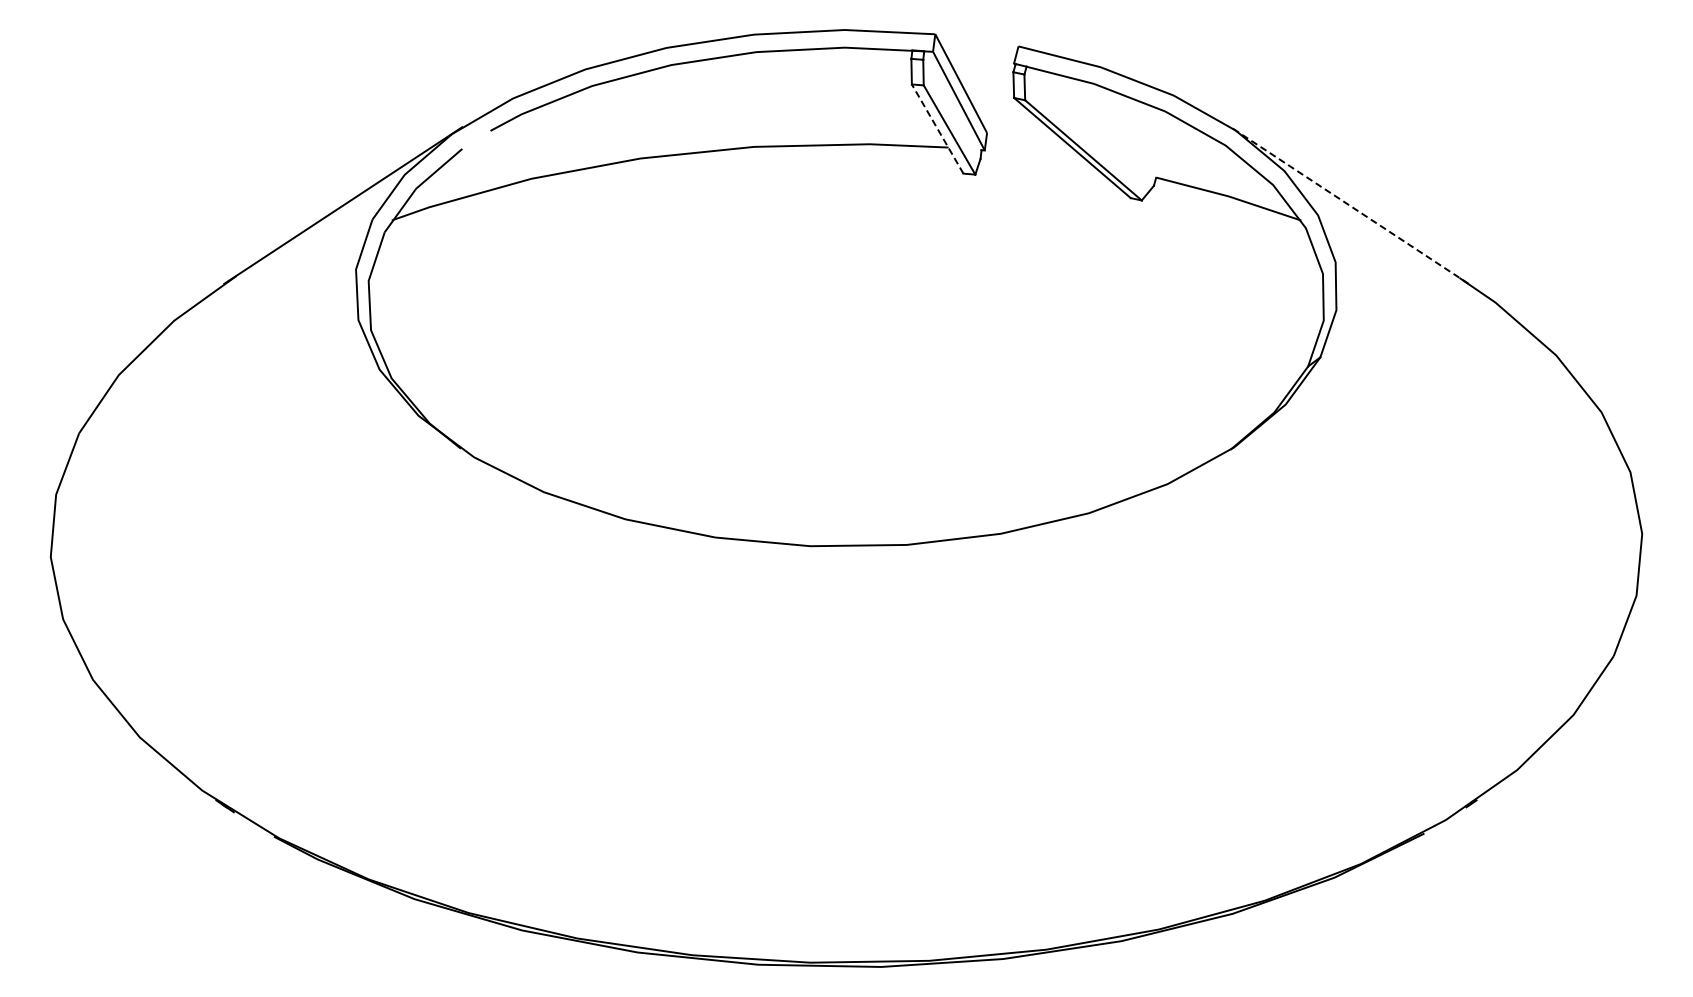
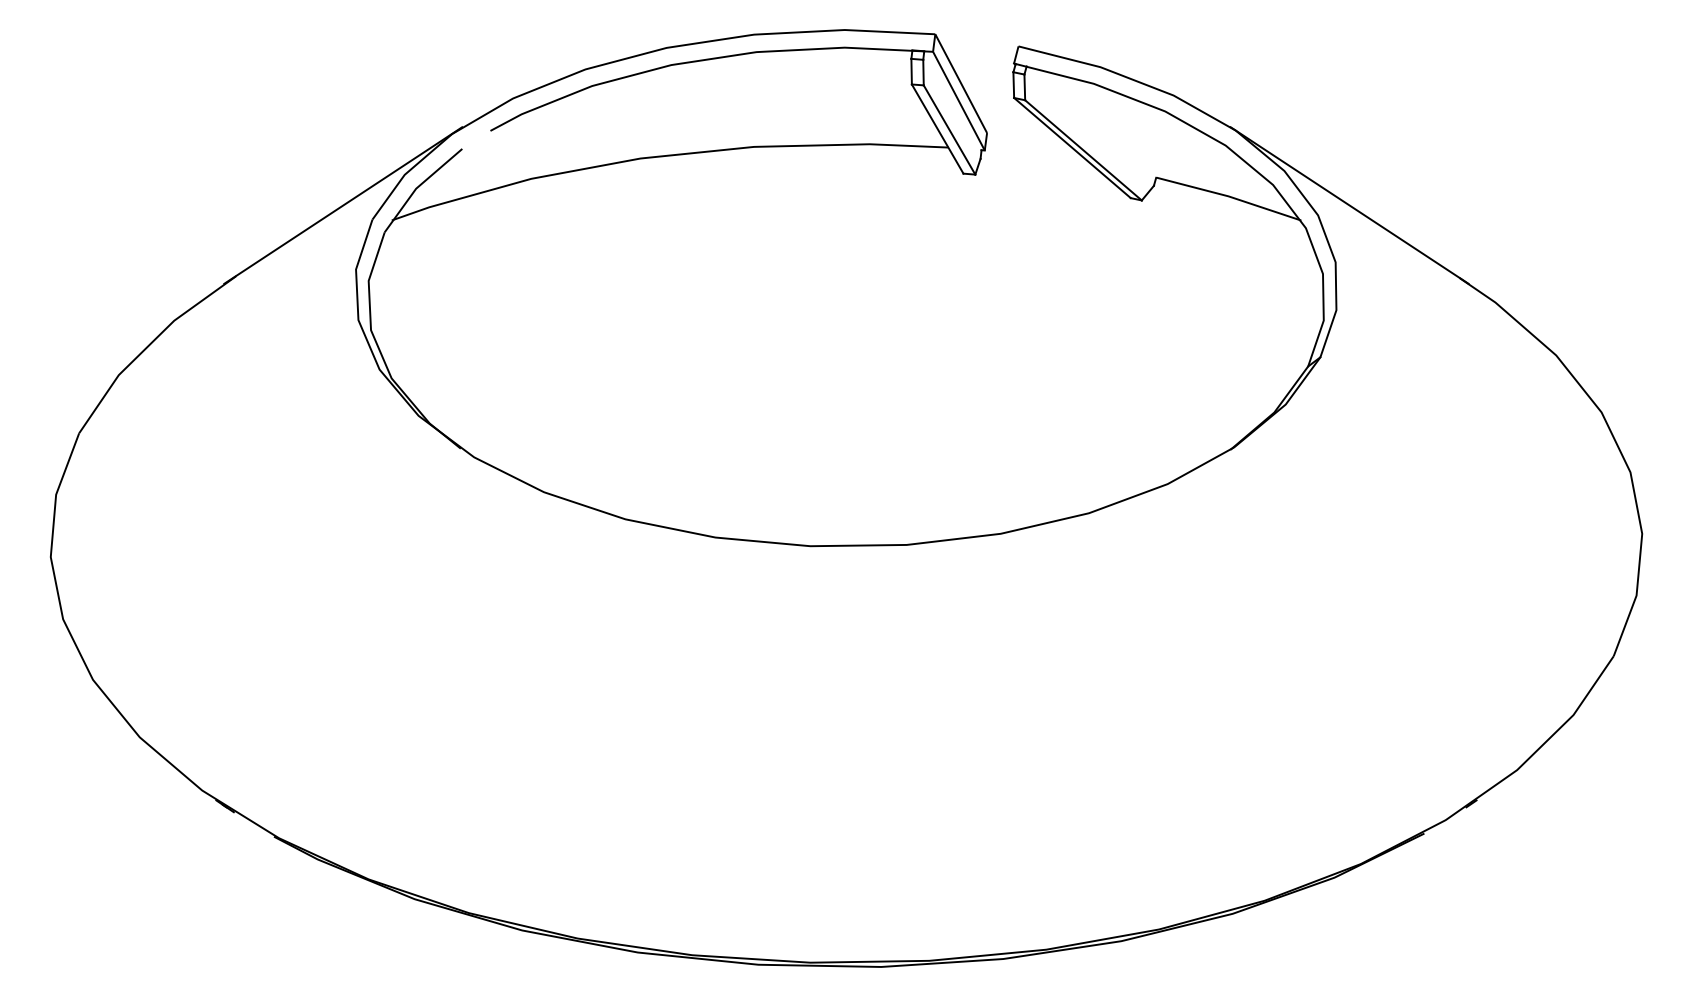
line: dashed -> solid (937, 129)
line: dashed -> solid (1349, 205)
